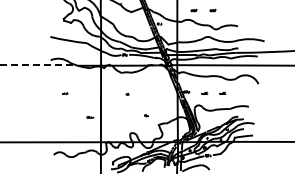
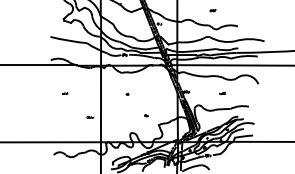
part: present -> none (193, 10)
line: dashed -> solid (39, 65)
part: present -> none (204, 92)
